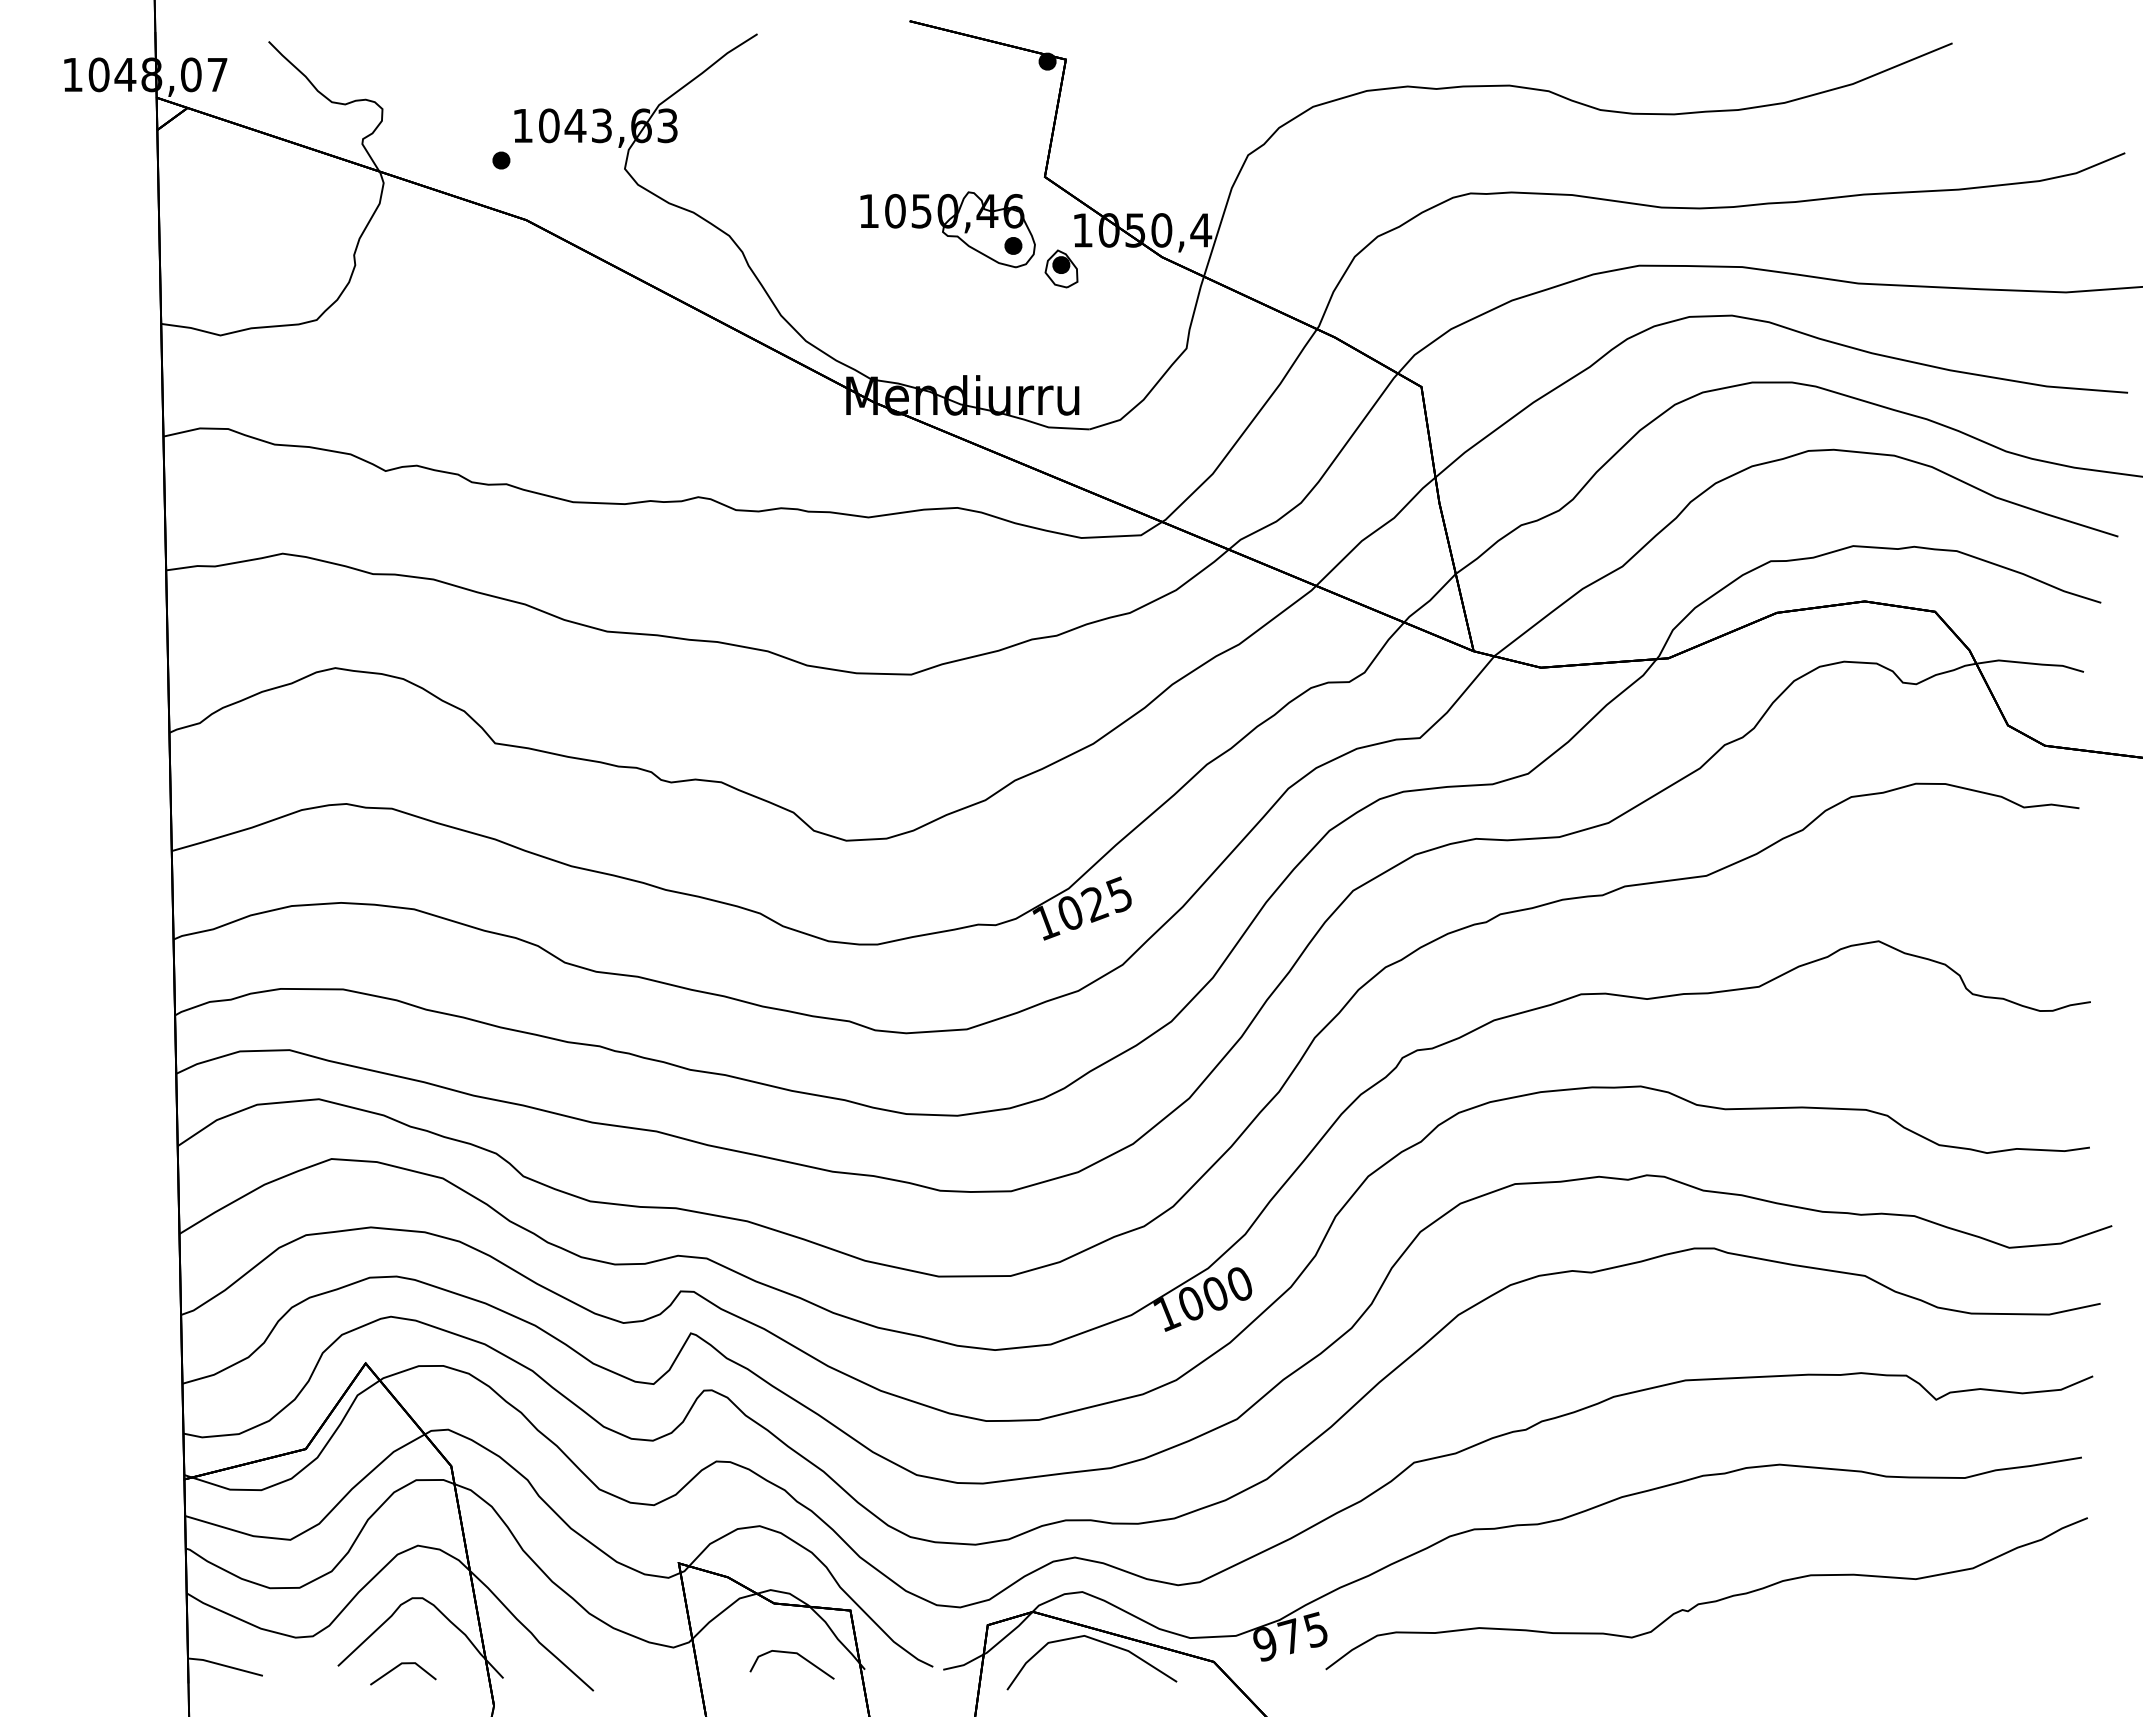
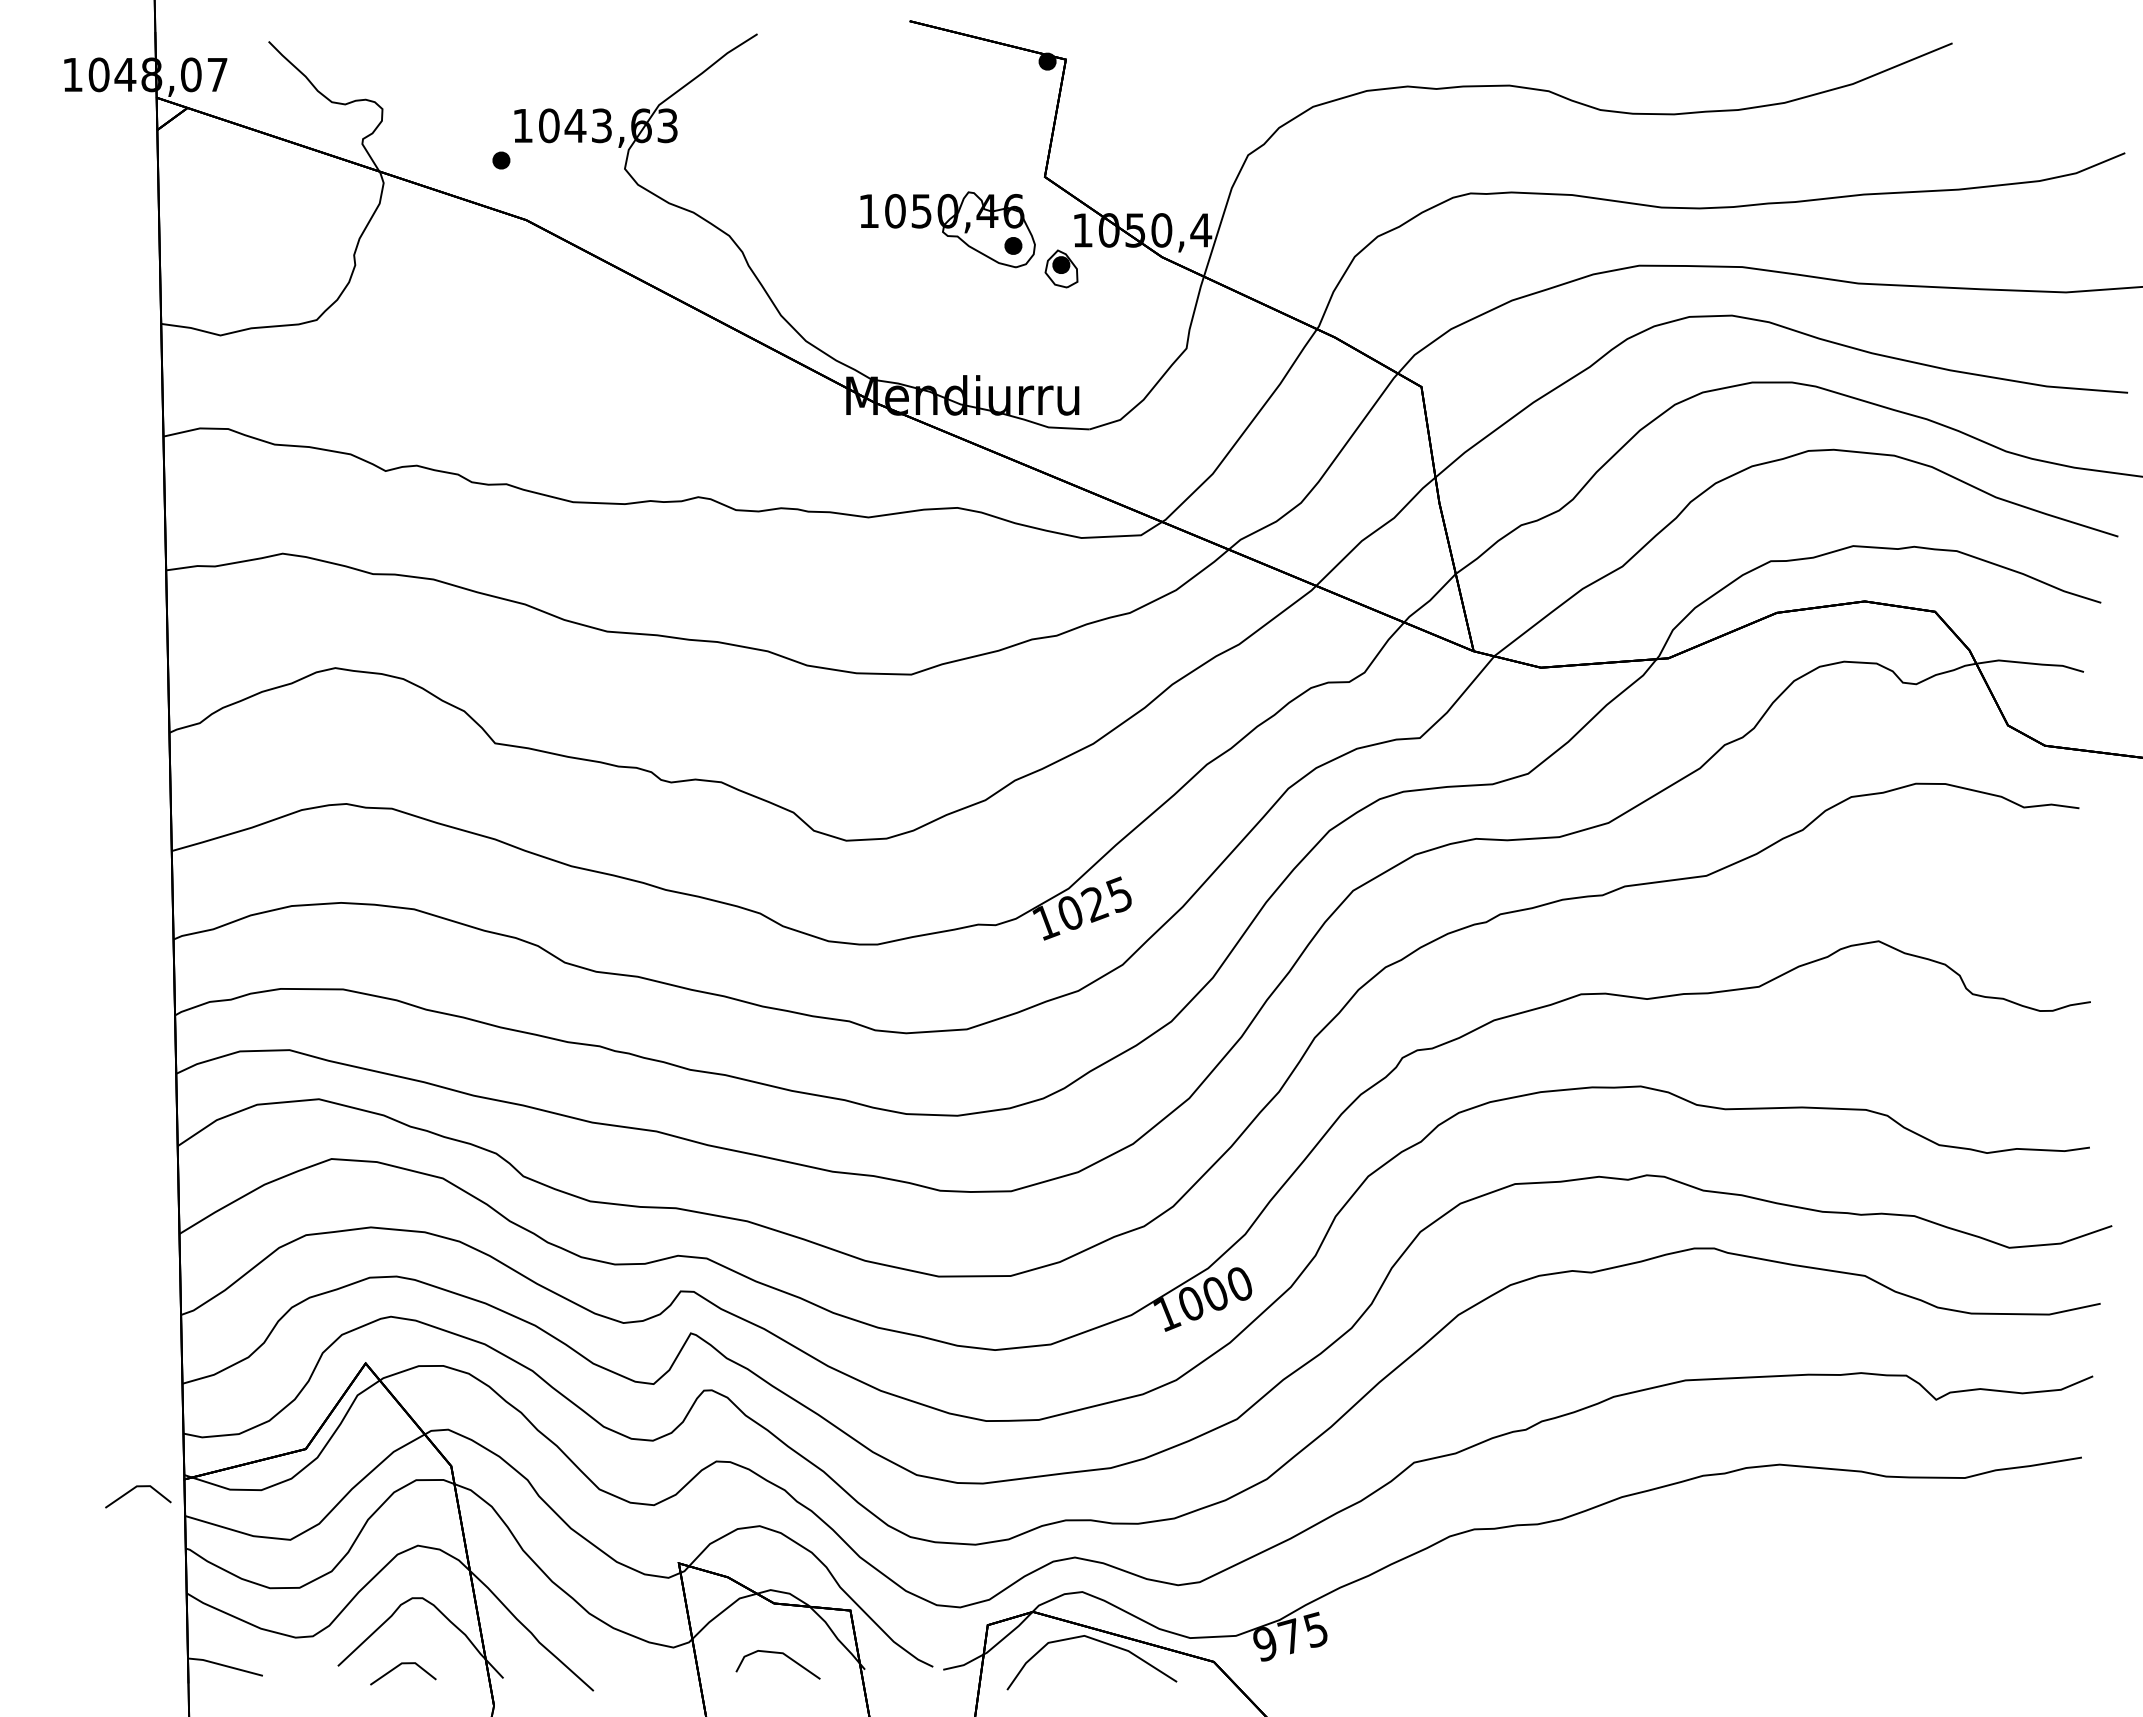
line: none -> present (134, 1489)
curve: present -> none (1707, 1601)
line position: (791, 1653) -> (777, 1653) (777, 1653)
